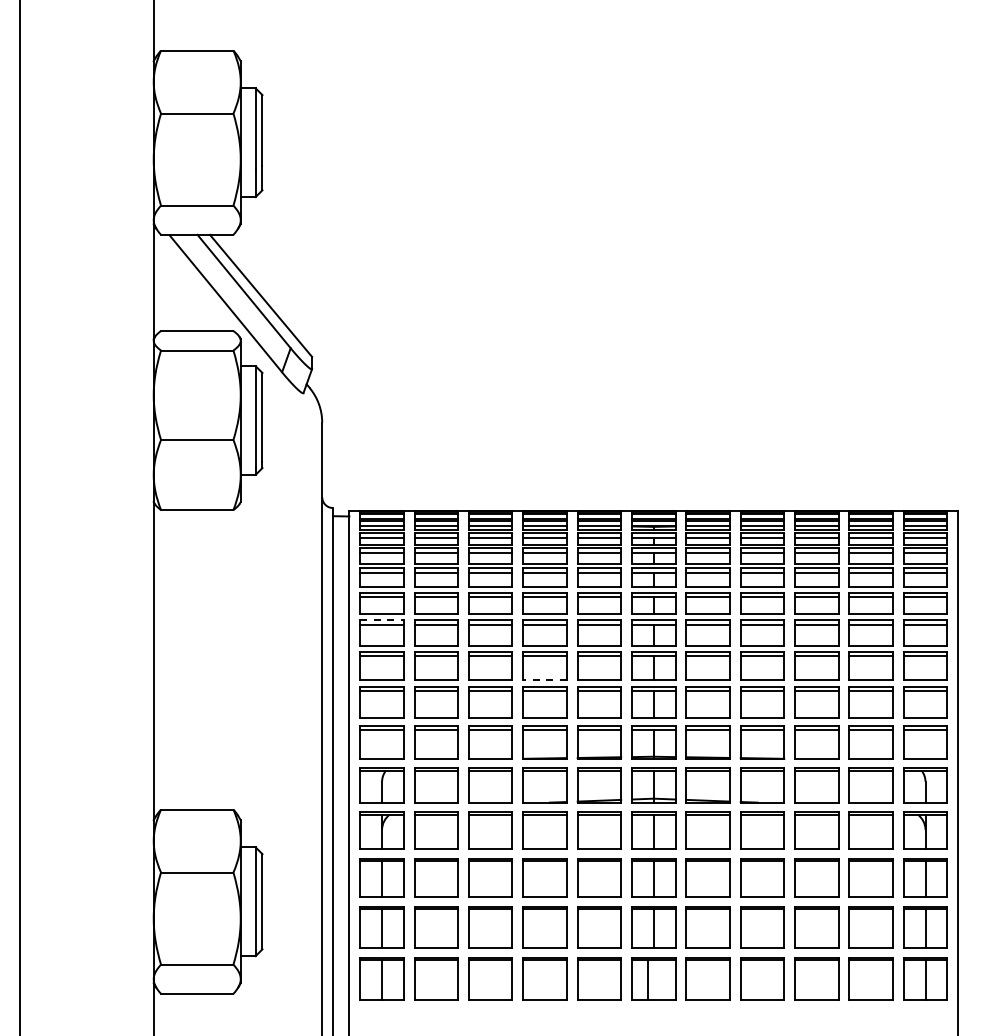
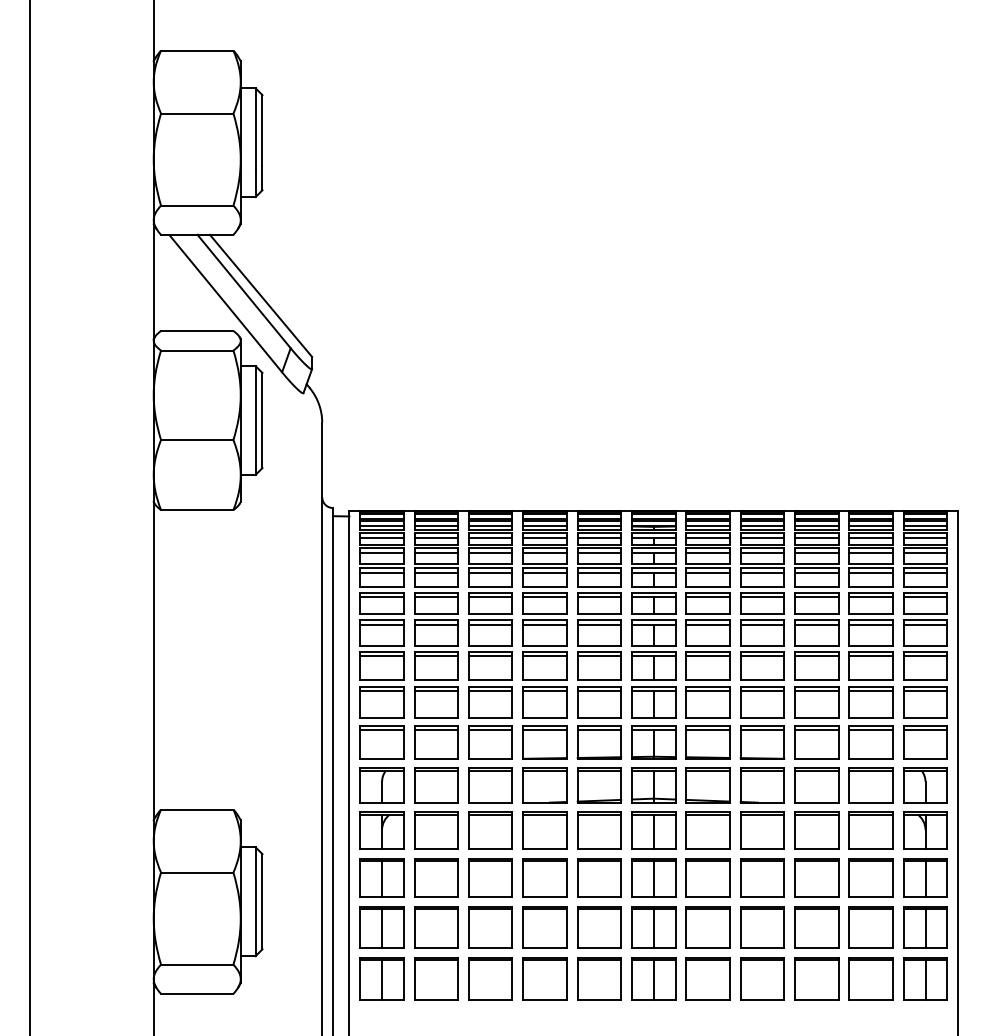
line position: (19, 517) -> (29, 517) (29, 517)
line: dashed -> solid (382, 620)
line: dashed -> solid (545, 680)
line position: (647, 979) -> (653, 979) (653, 979)
